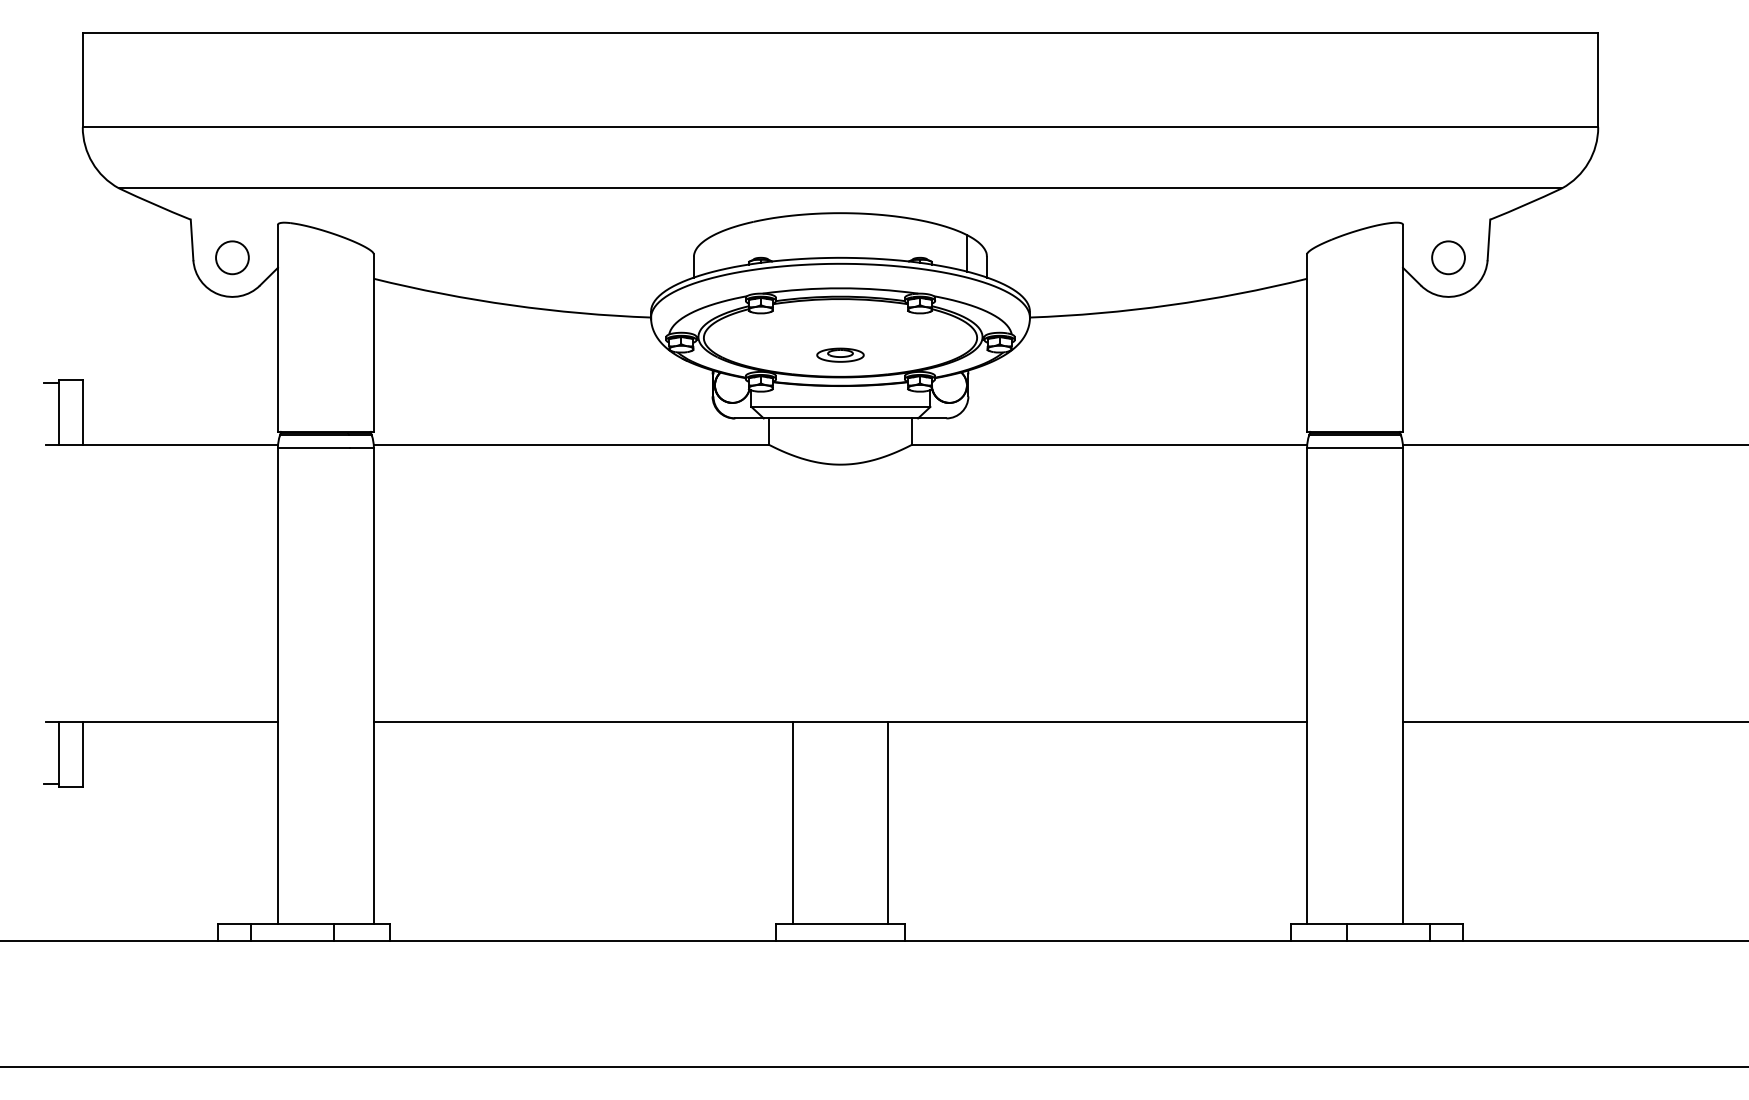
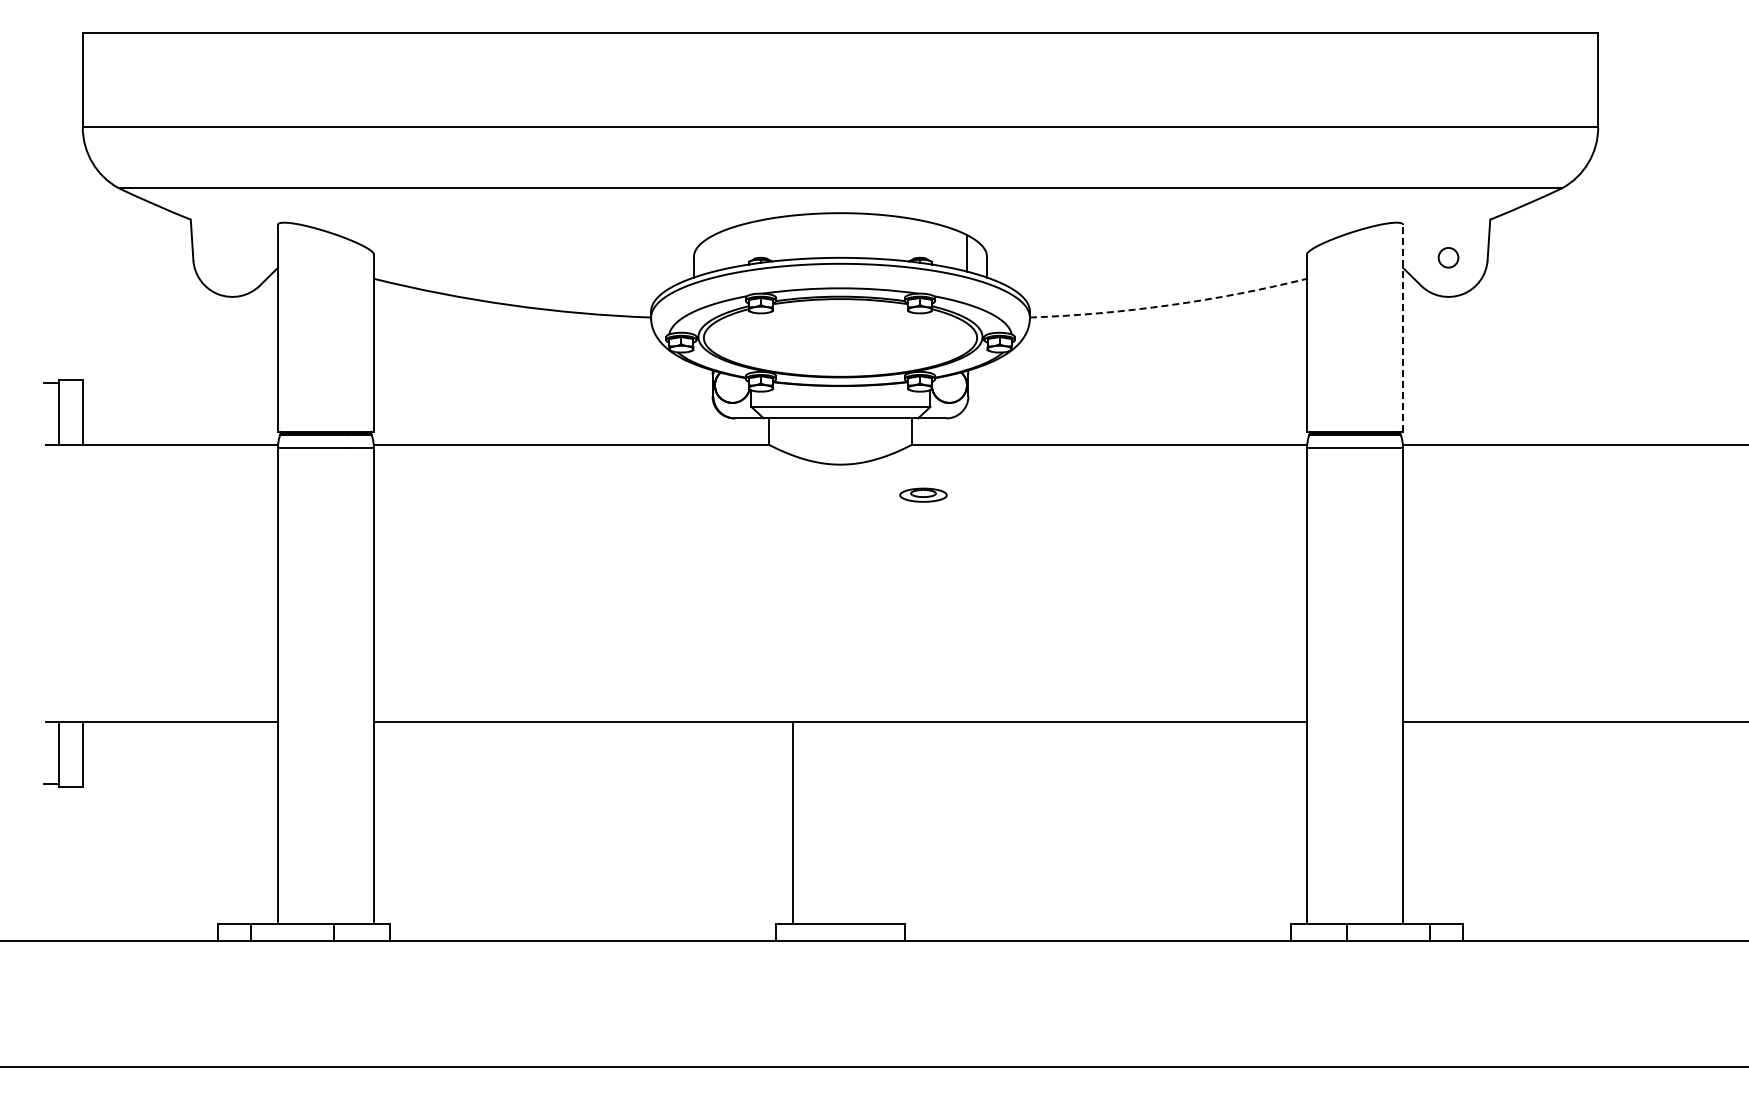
circle: present -> none (232, 257)
circle diameter: 33 px -> 20 px (1448, 257)
arc: solid -> dashed (1169, 305)
line: solid -> dashed (1403, 327)
part position: (840, 354) -> (923, 494) (923, 494)
line: present -> none (888, 823)
